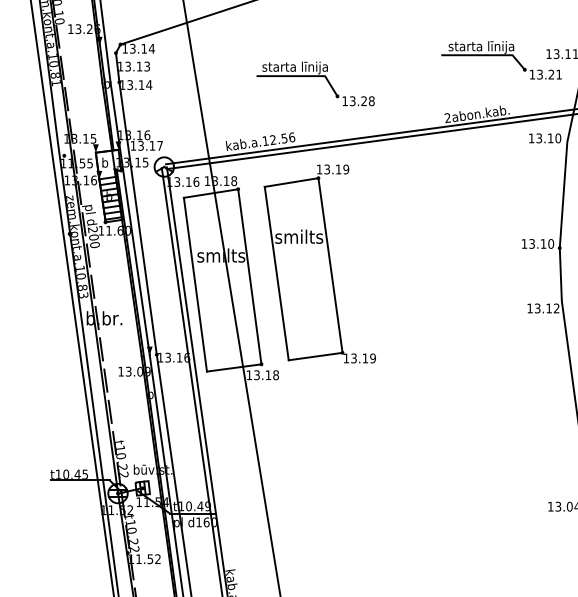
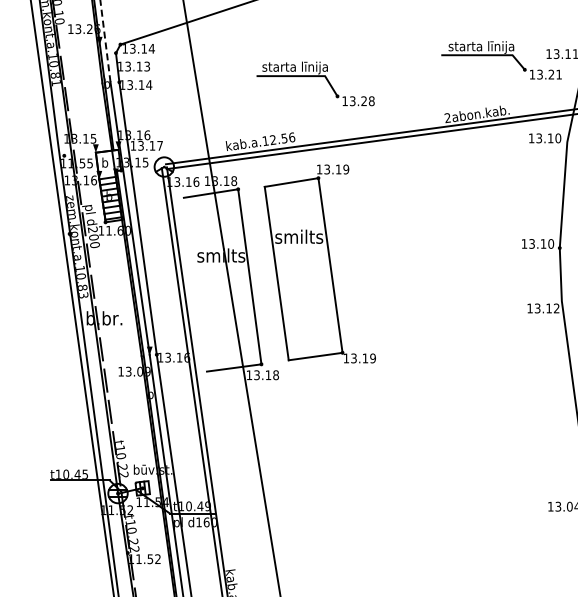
line: solid -> dashed (105, 41)
line: present -> none (194, 284)
